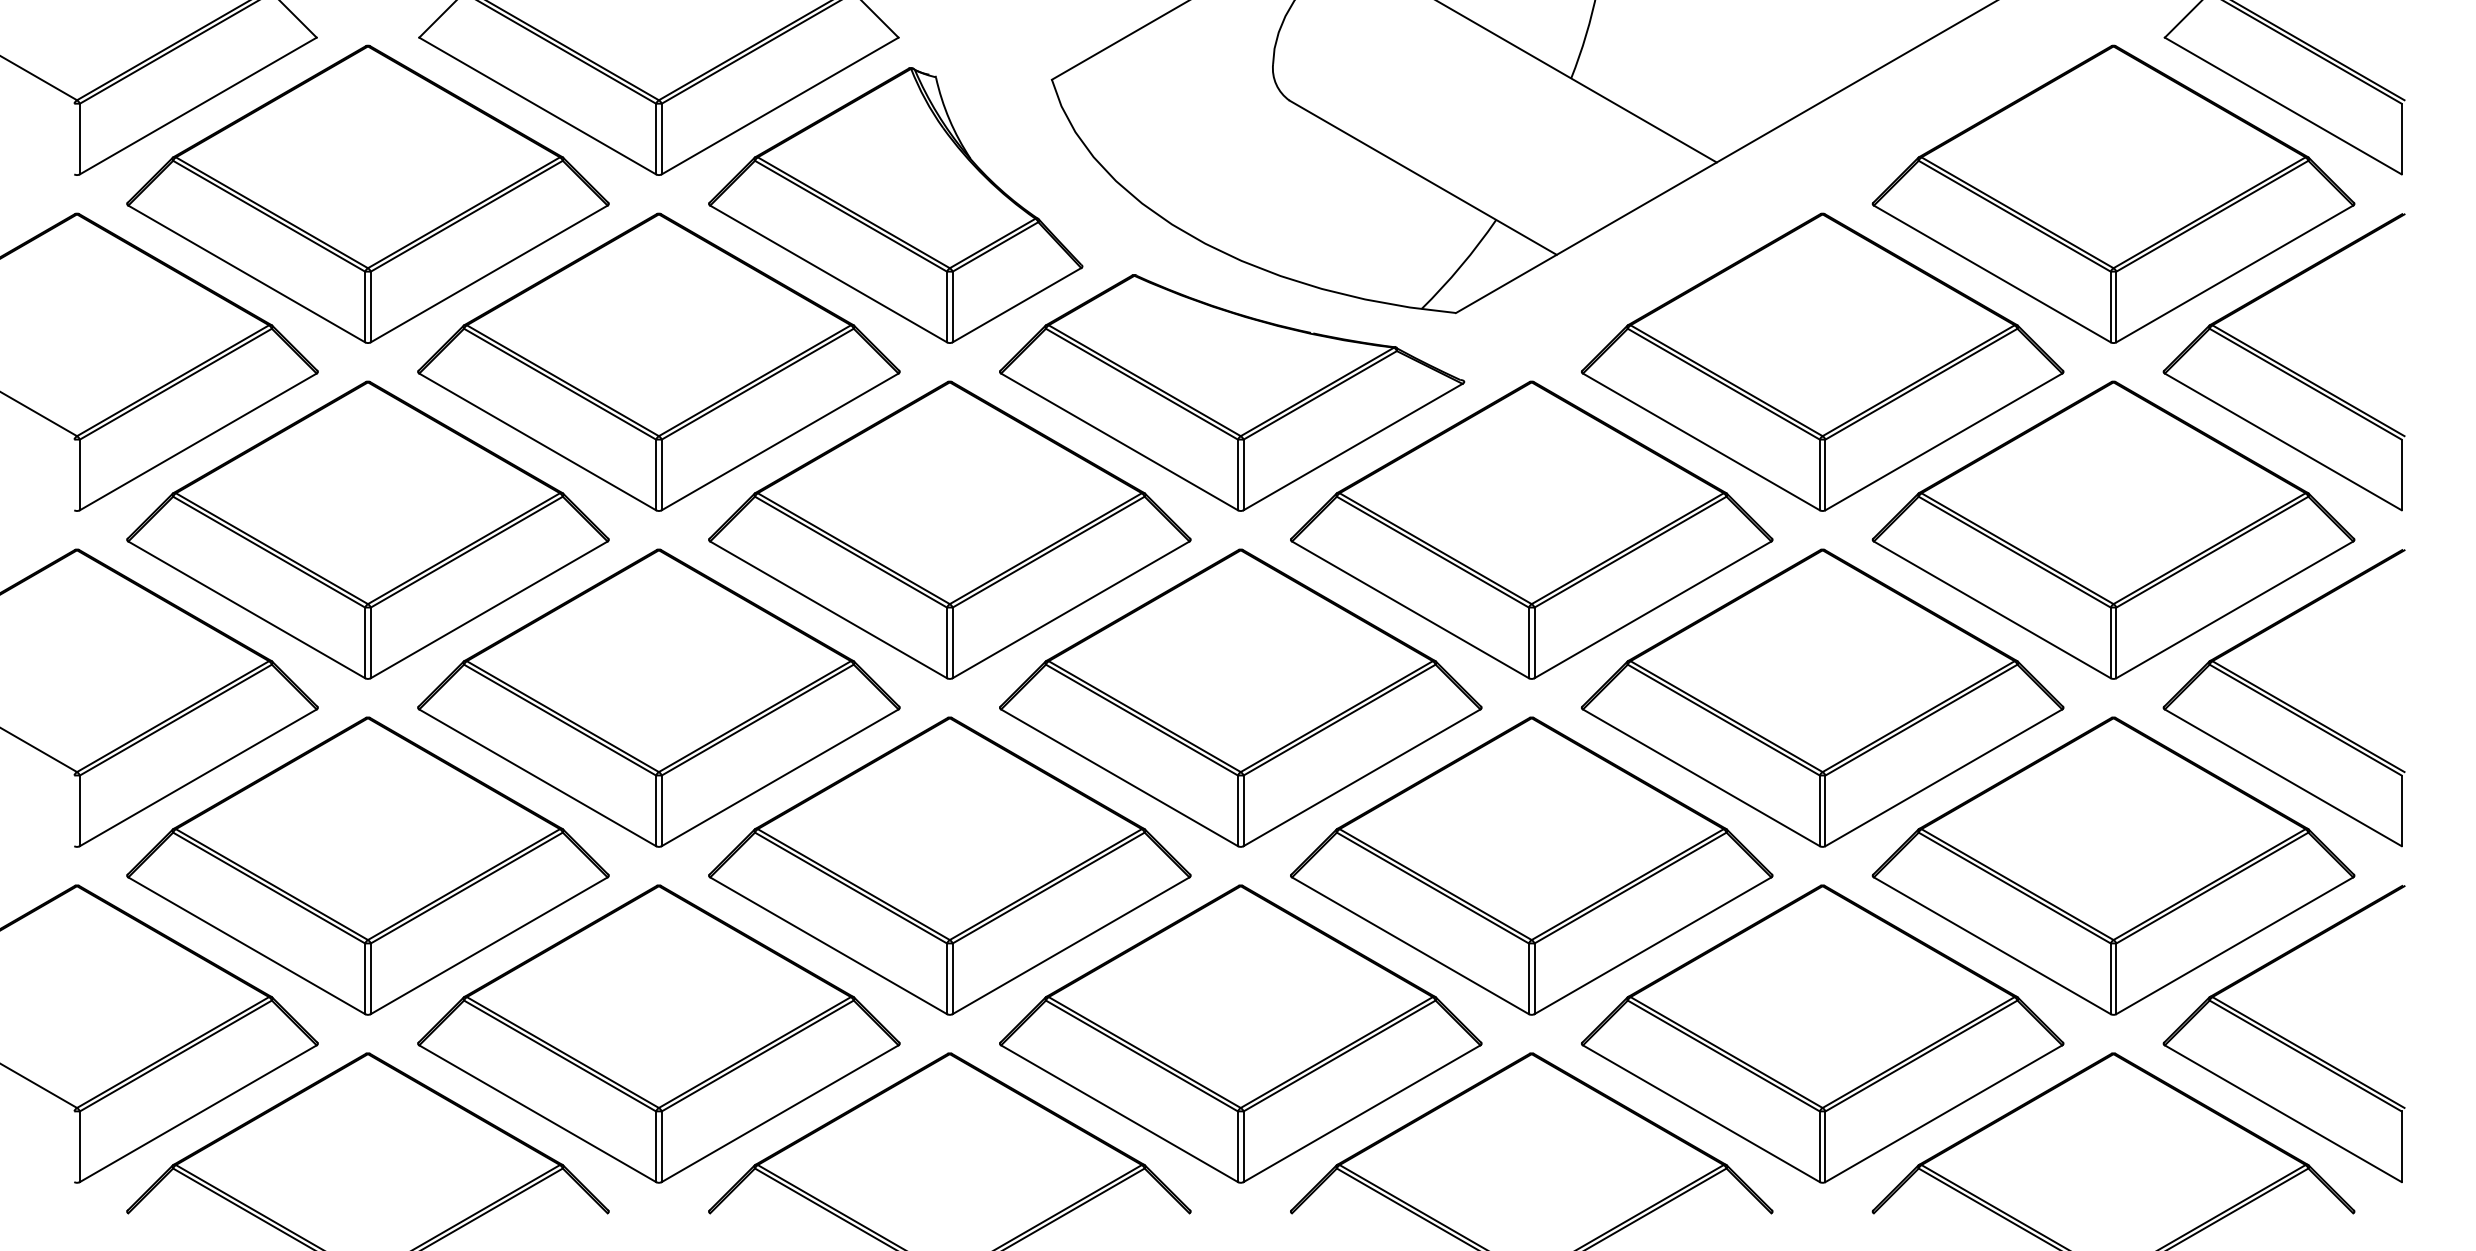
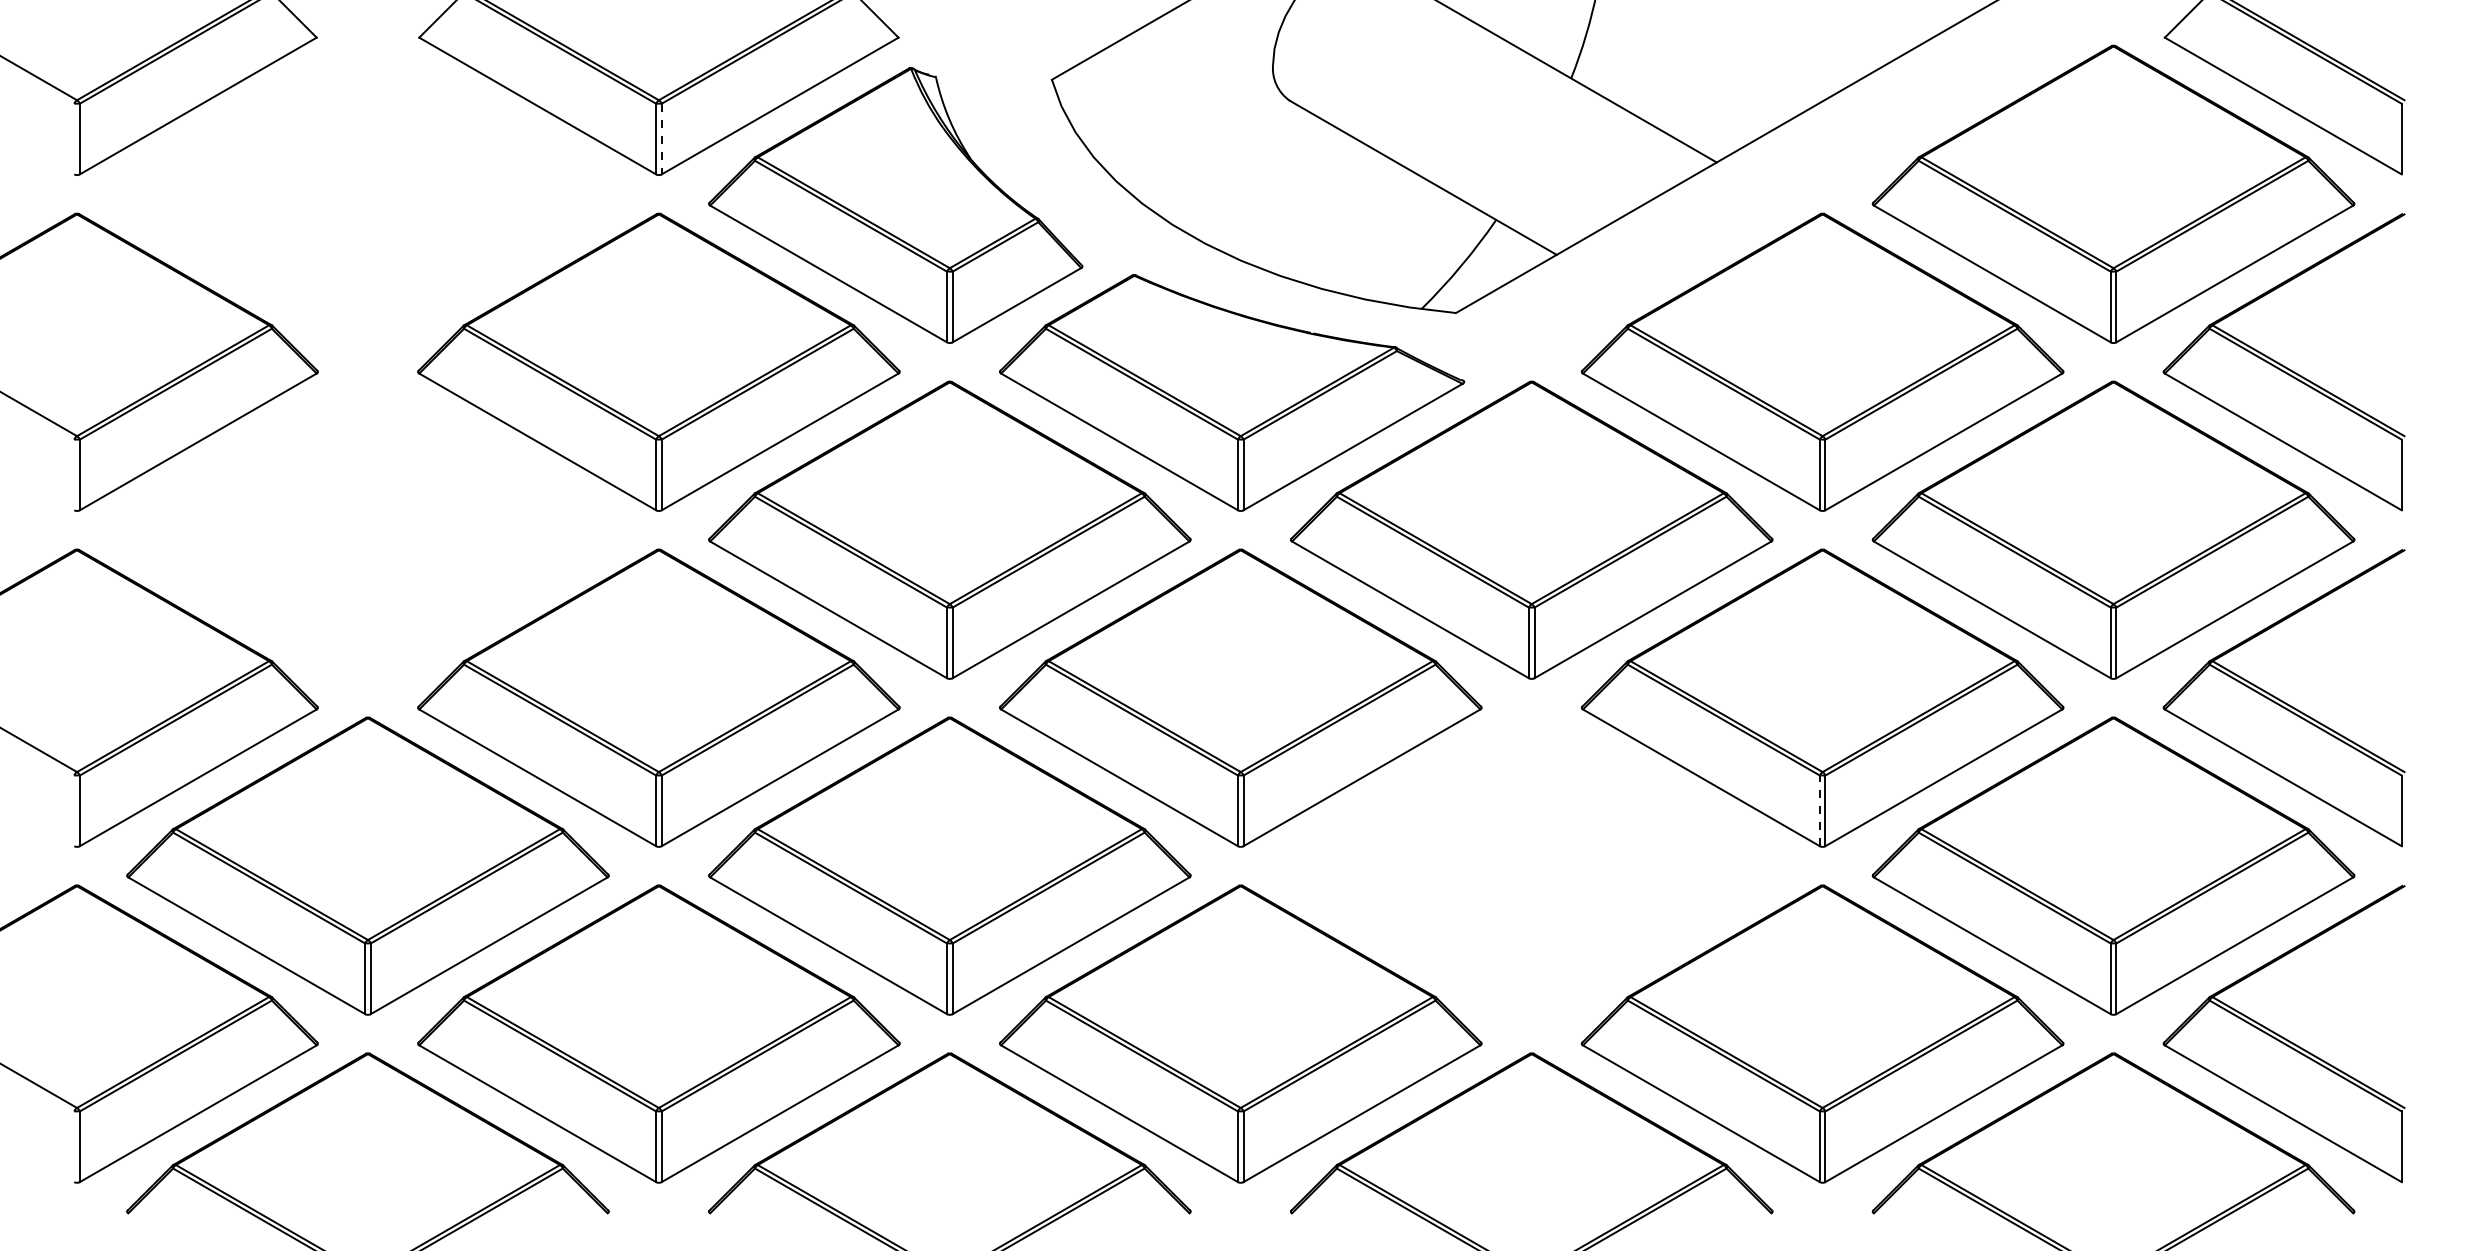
line: solid -> dashed (661, 139)
part: present -> none (367, 193)
part: present -> none (367, 529)
line: solid -> dashed (1819, 810)
part: present -> none (1531, 865)
